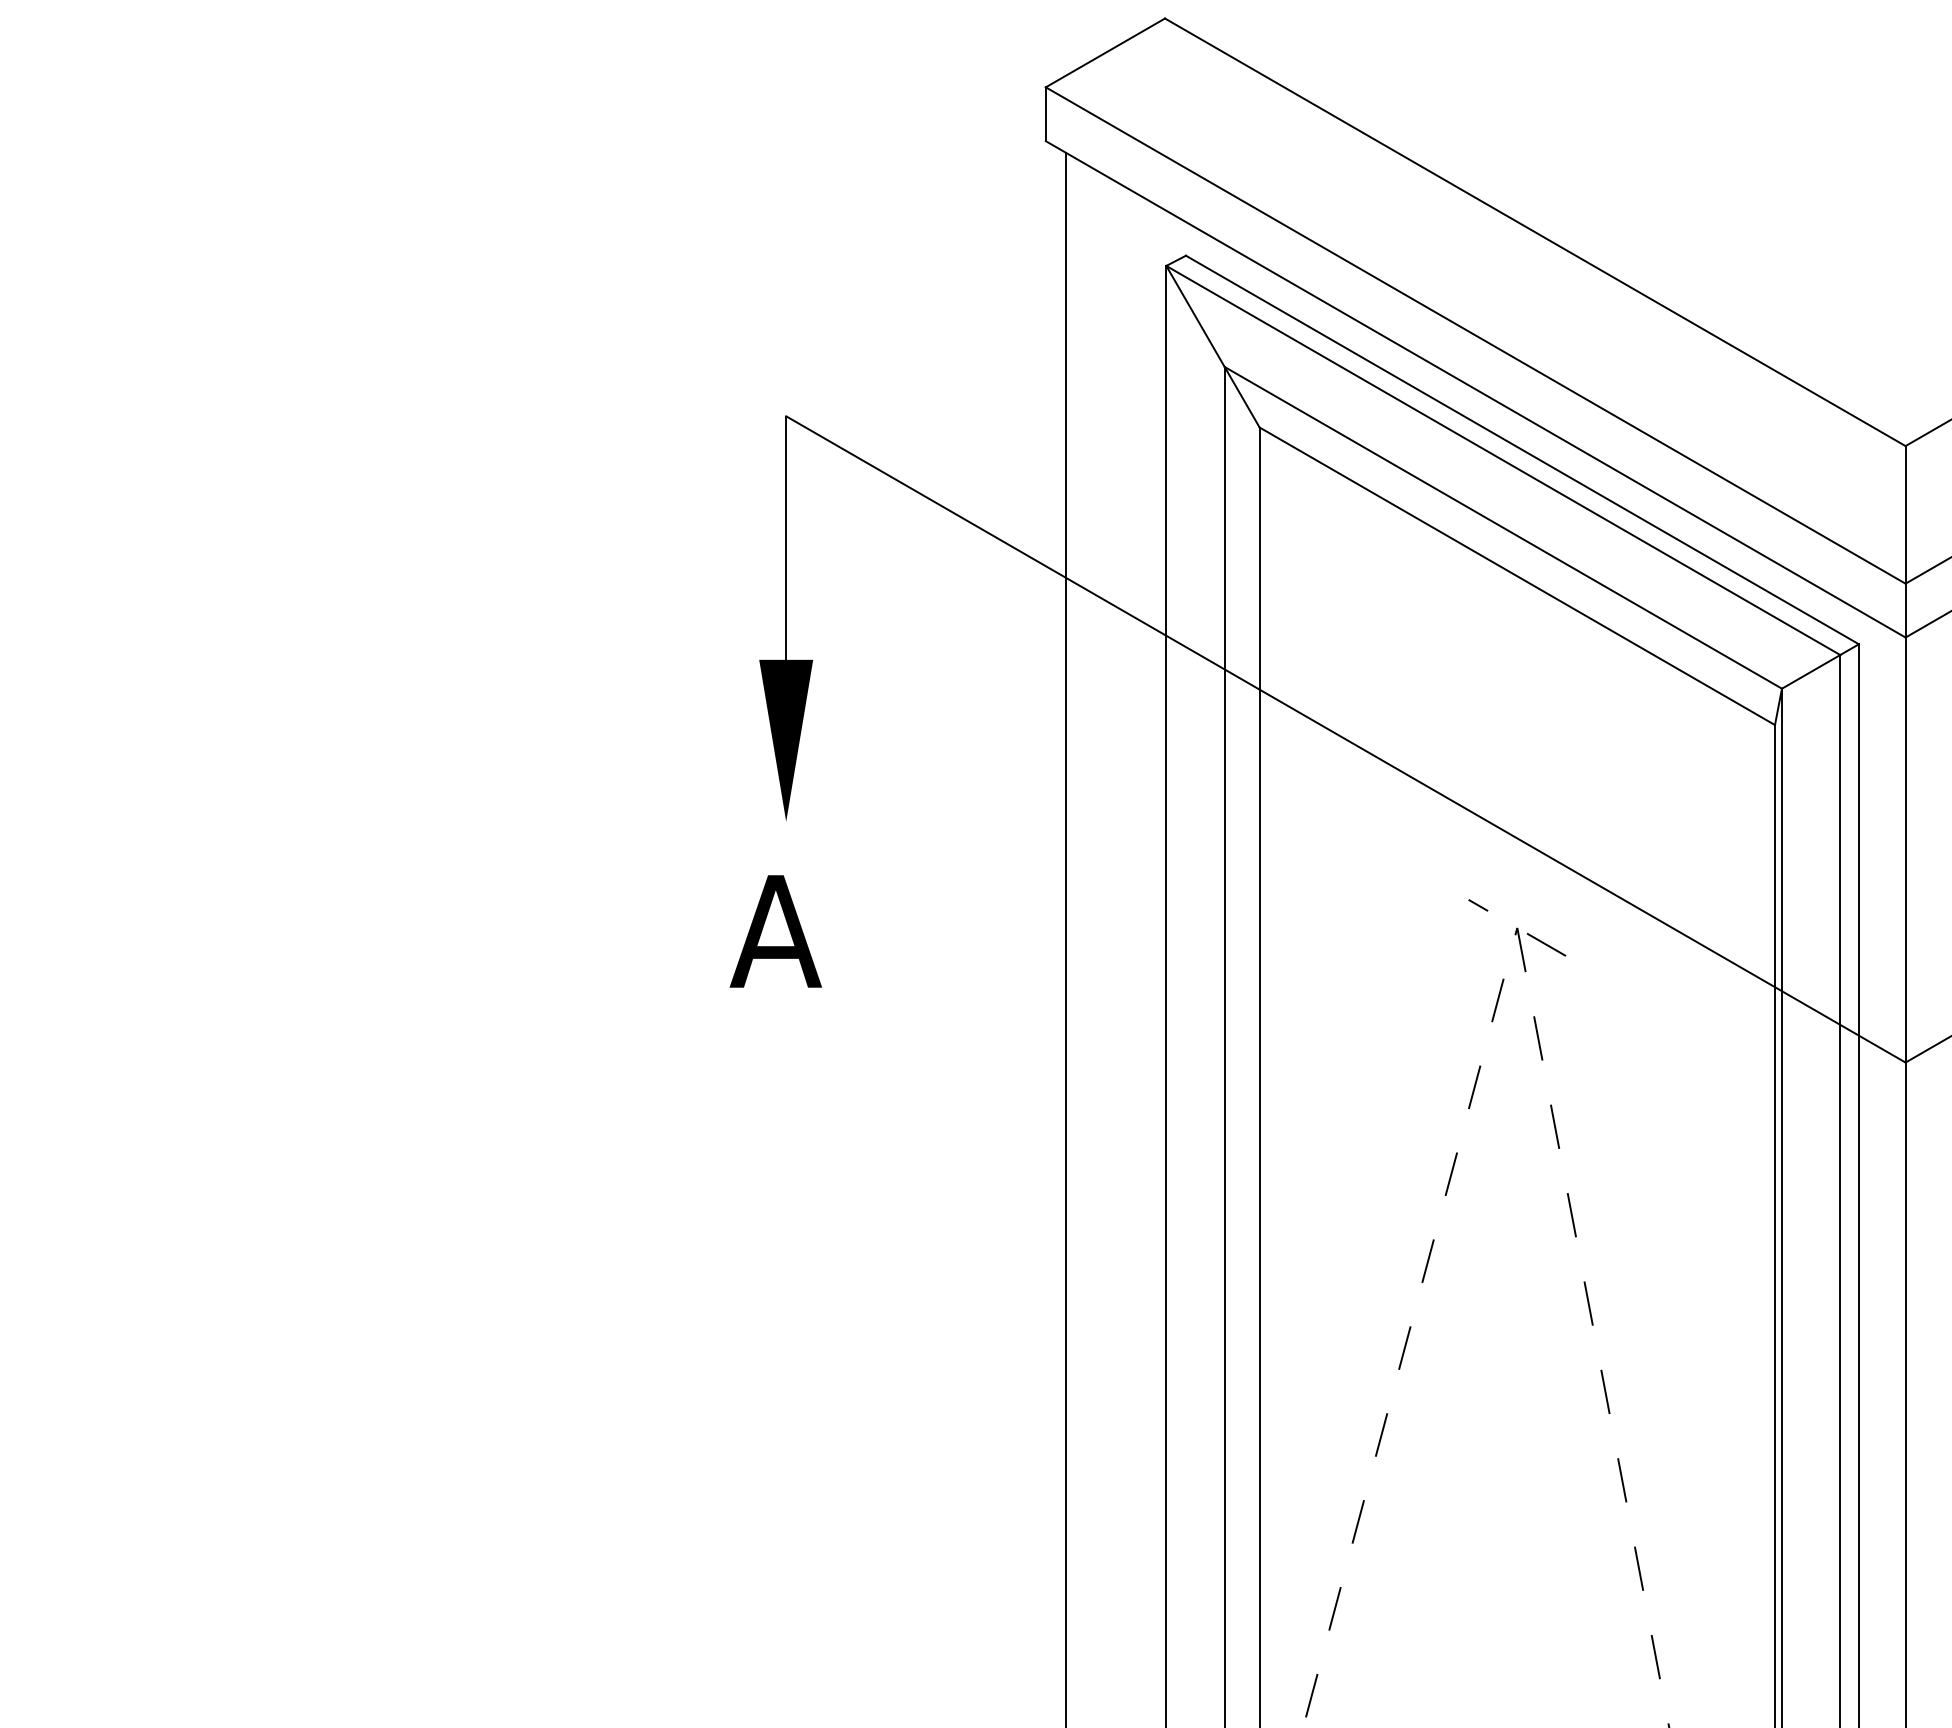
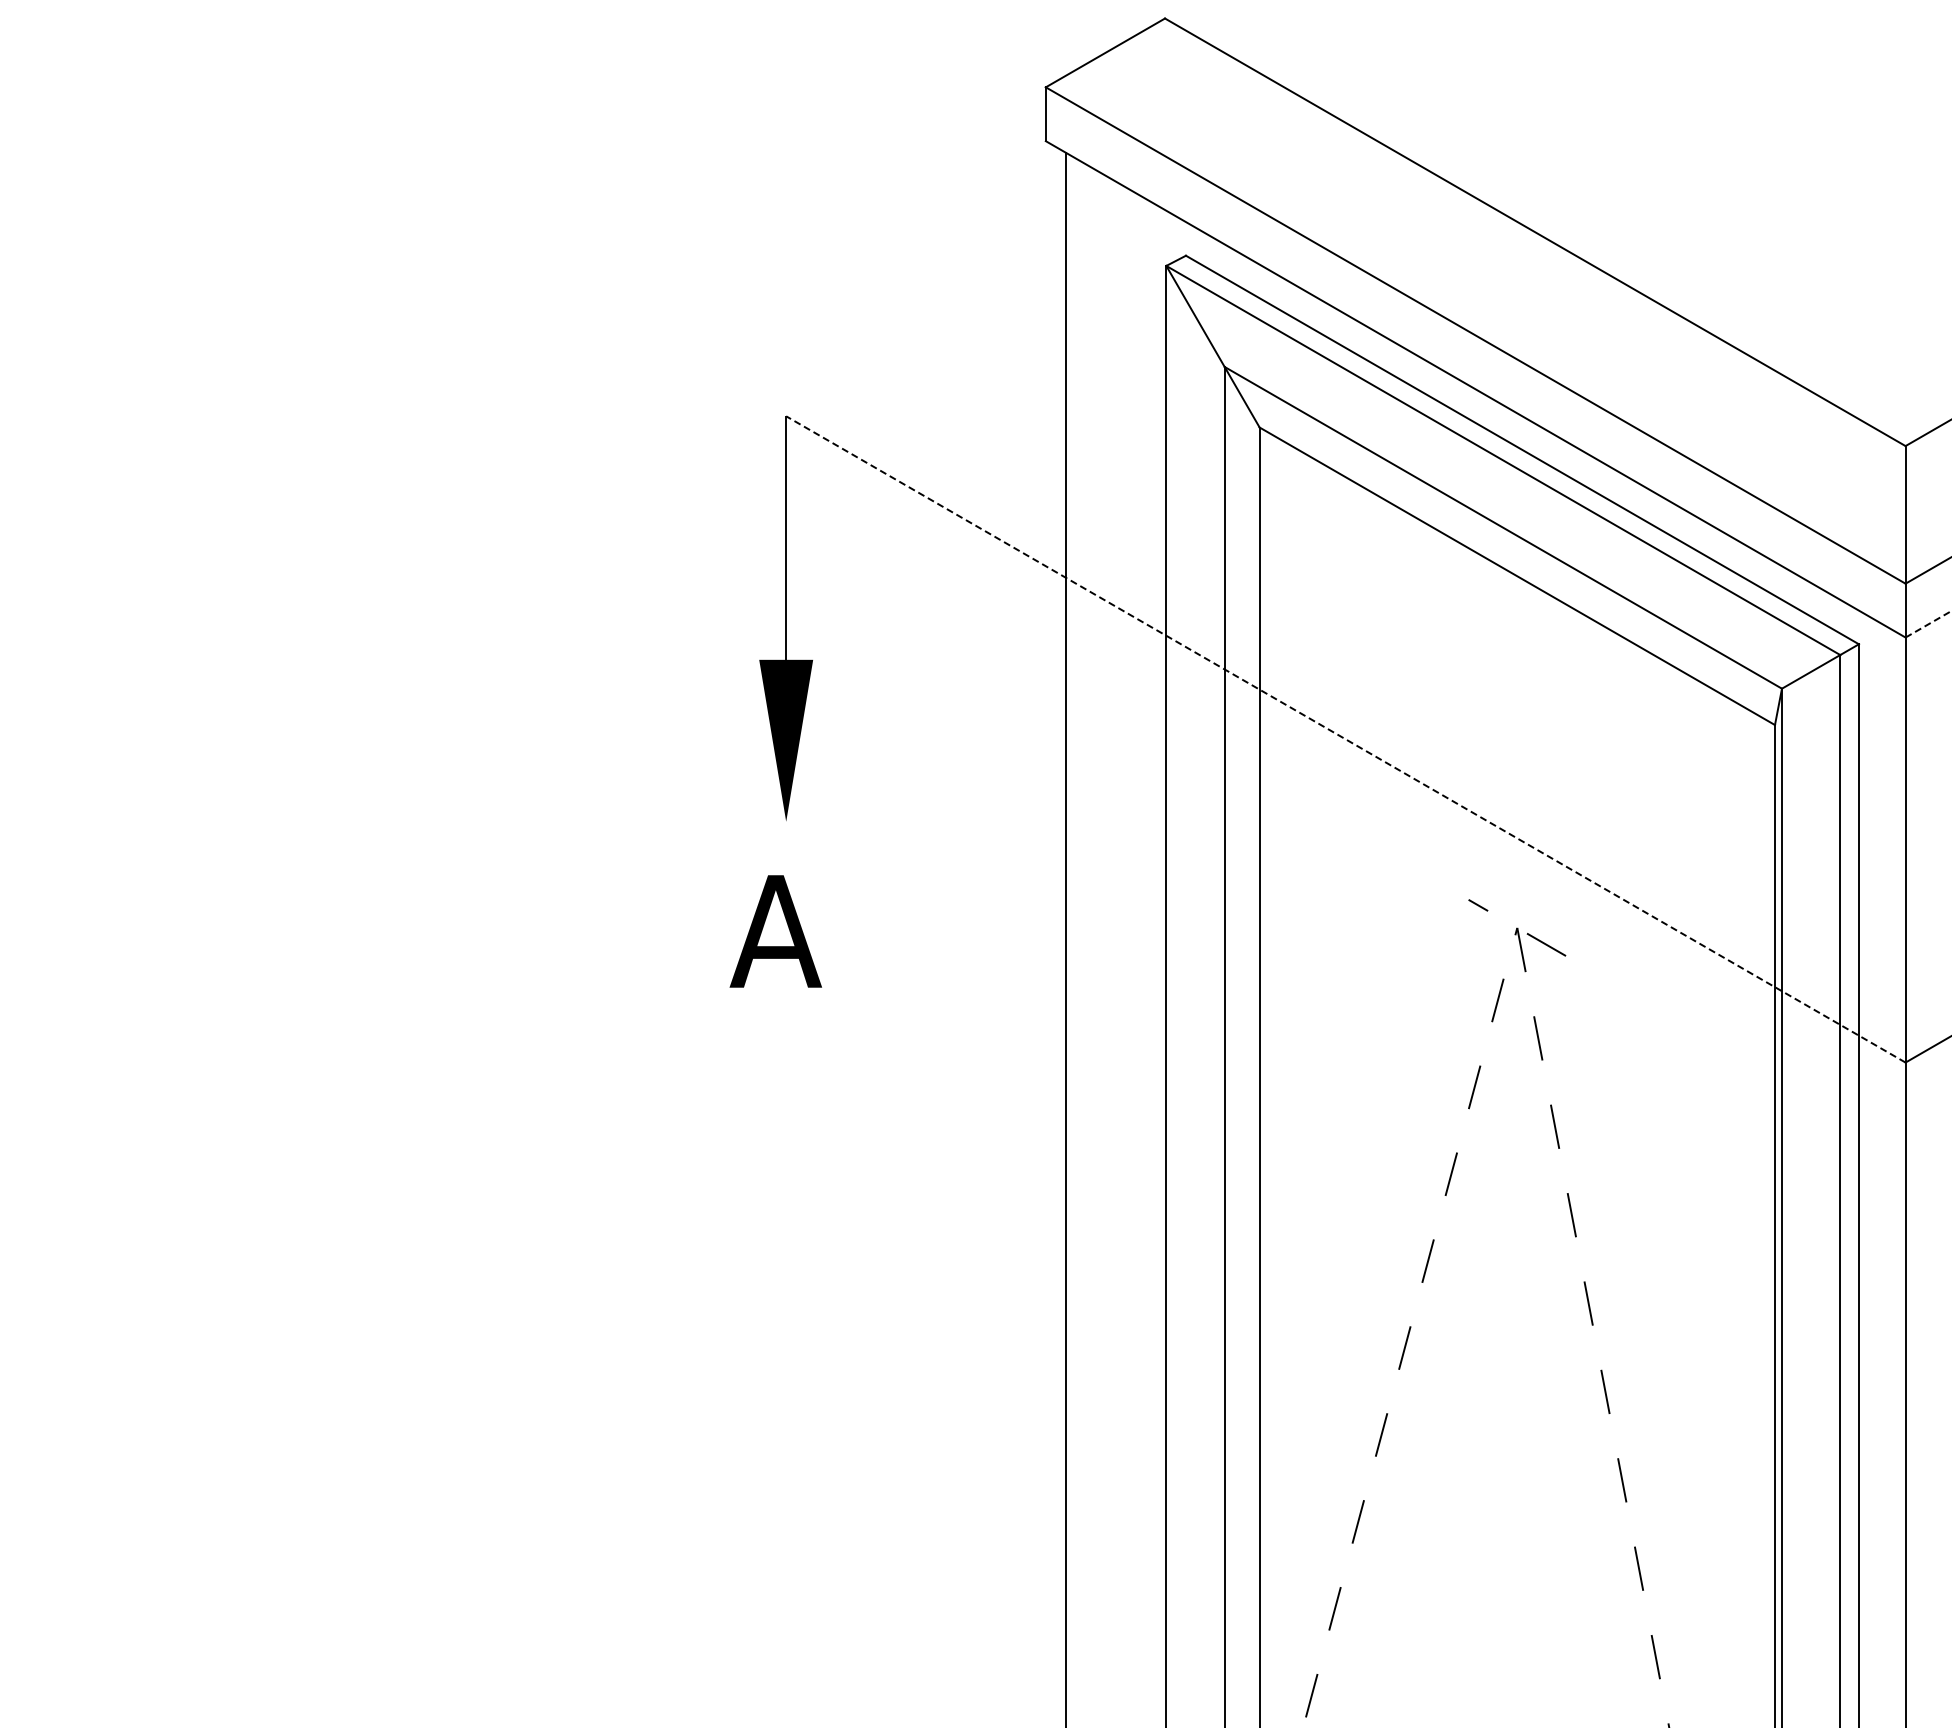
line: solid -> dashed (1928, 624)
line: solid -> dashed (1345, 739)
